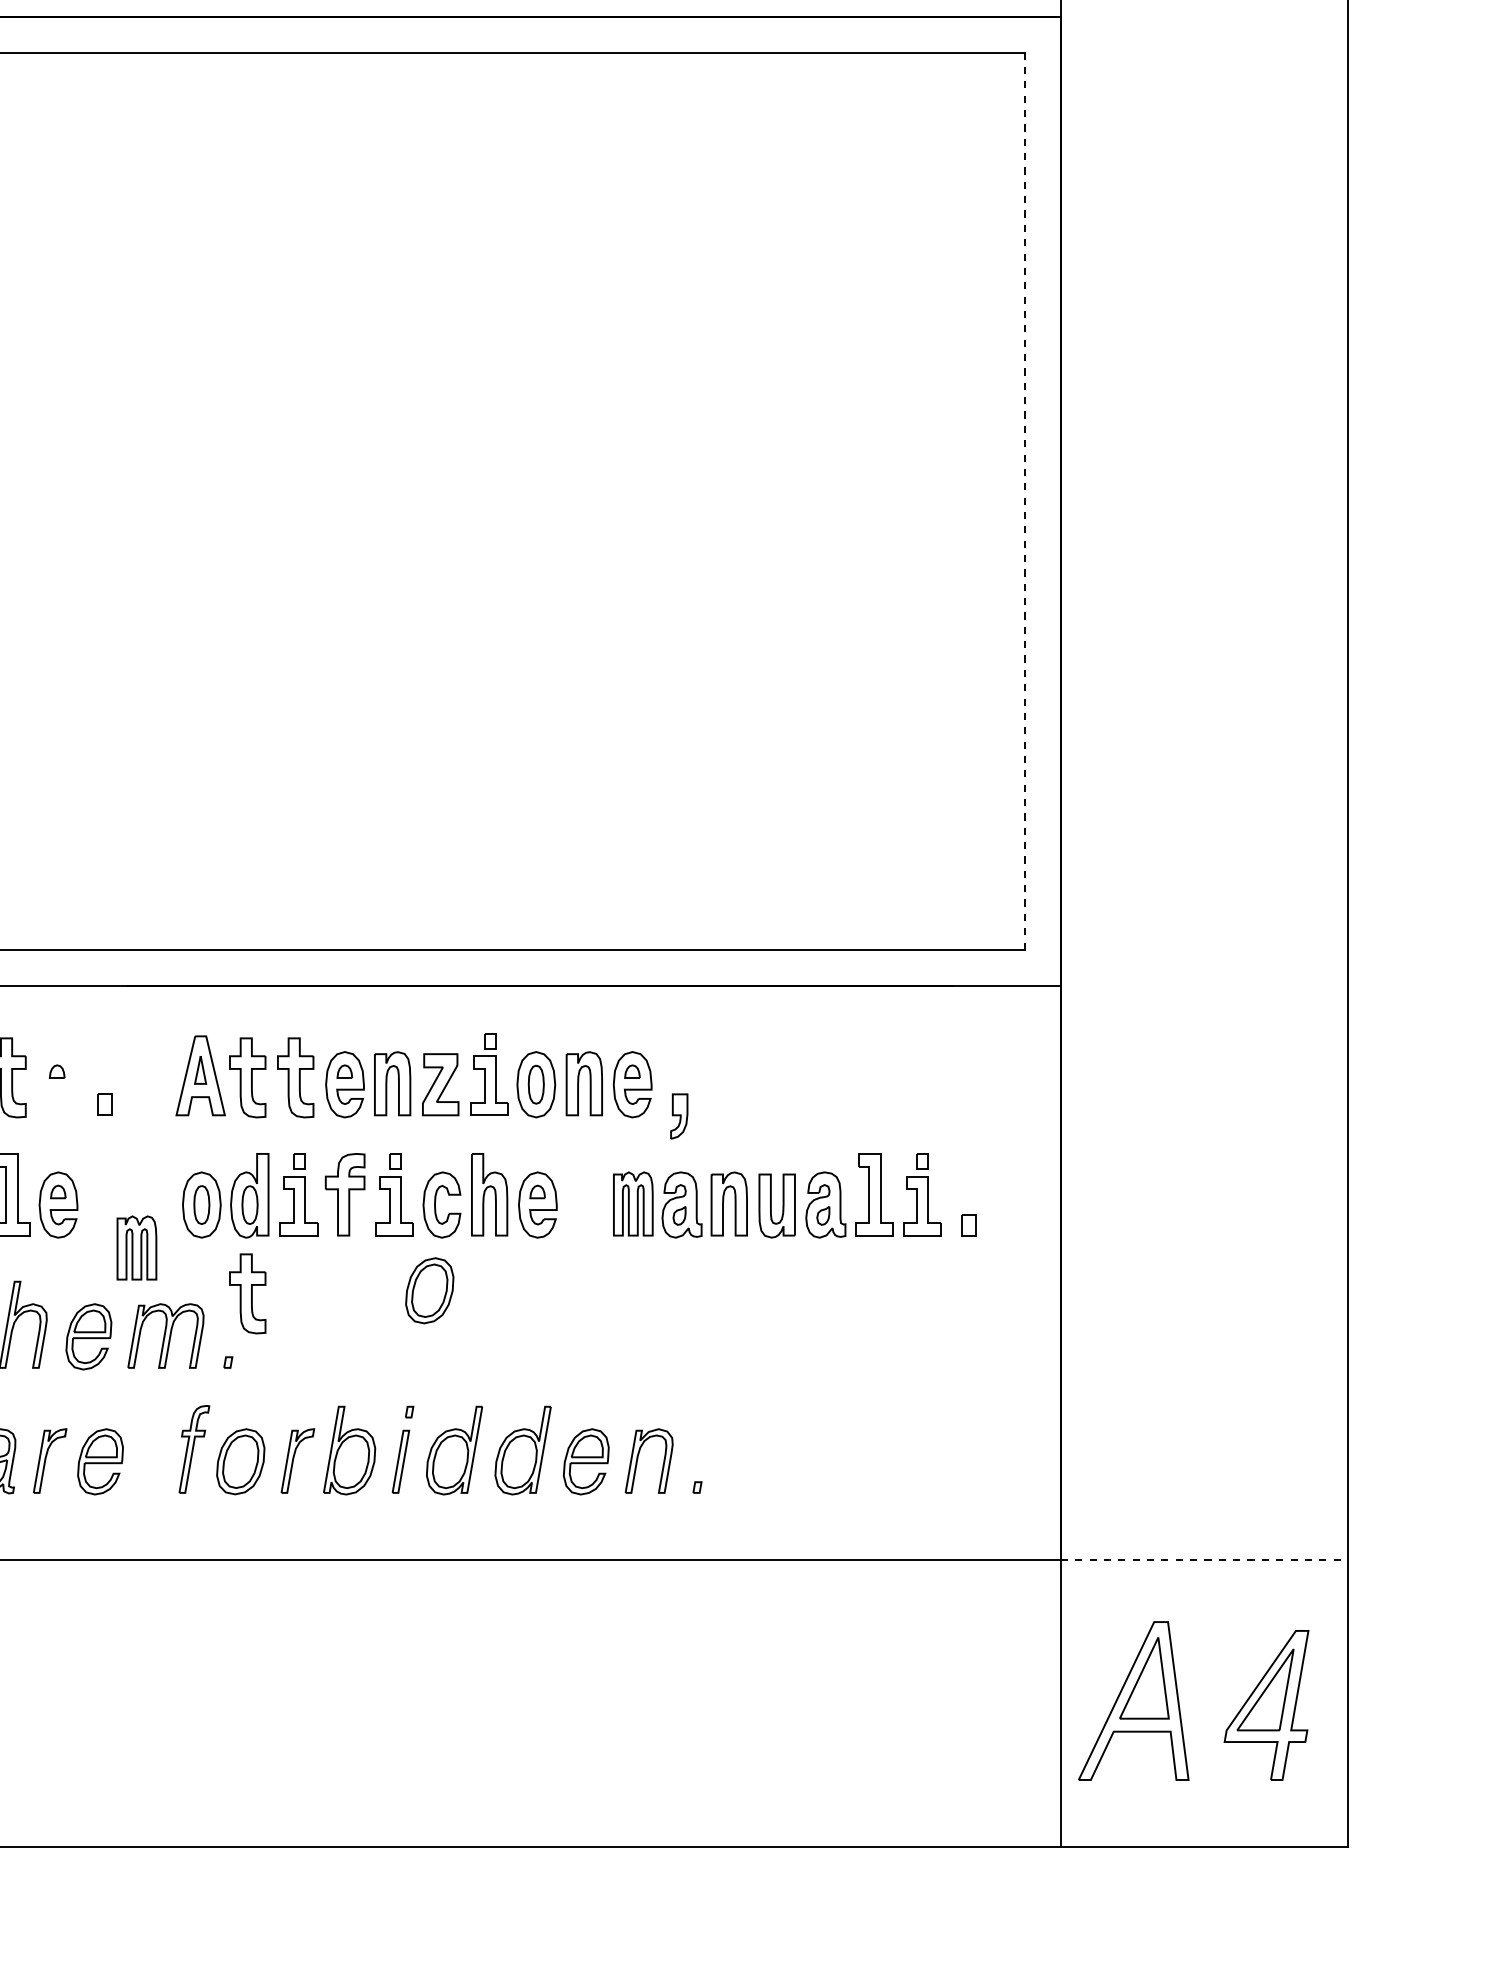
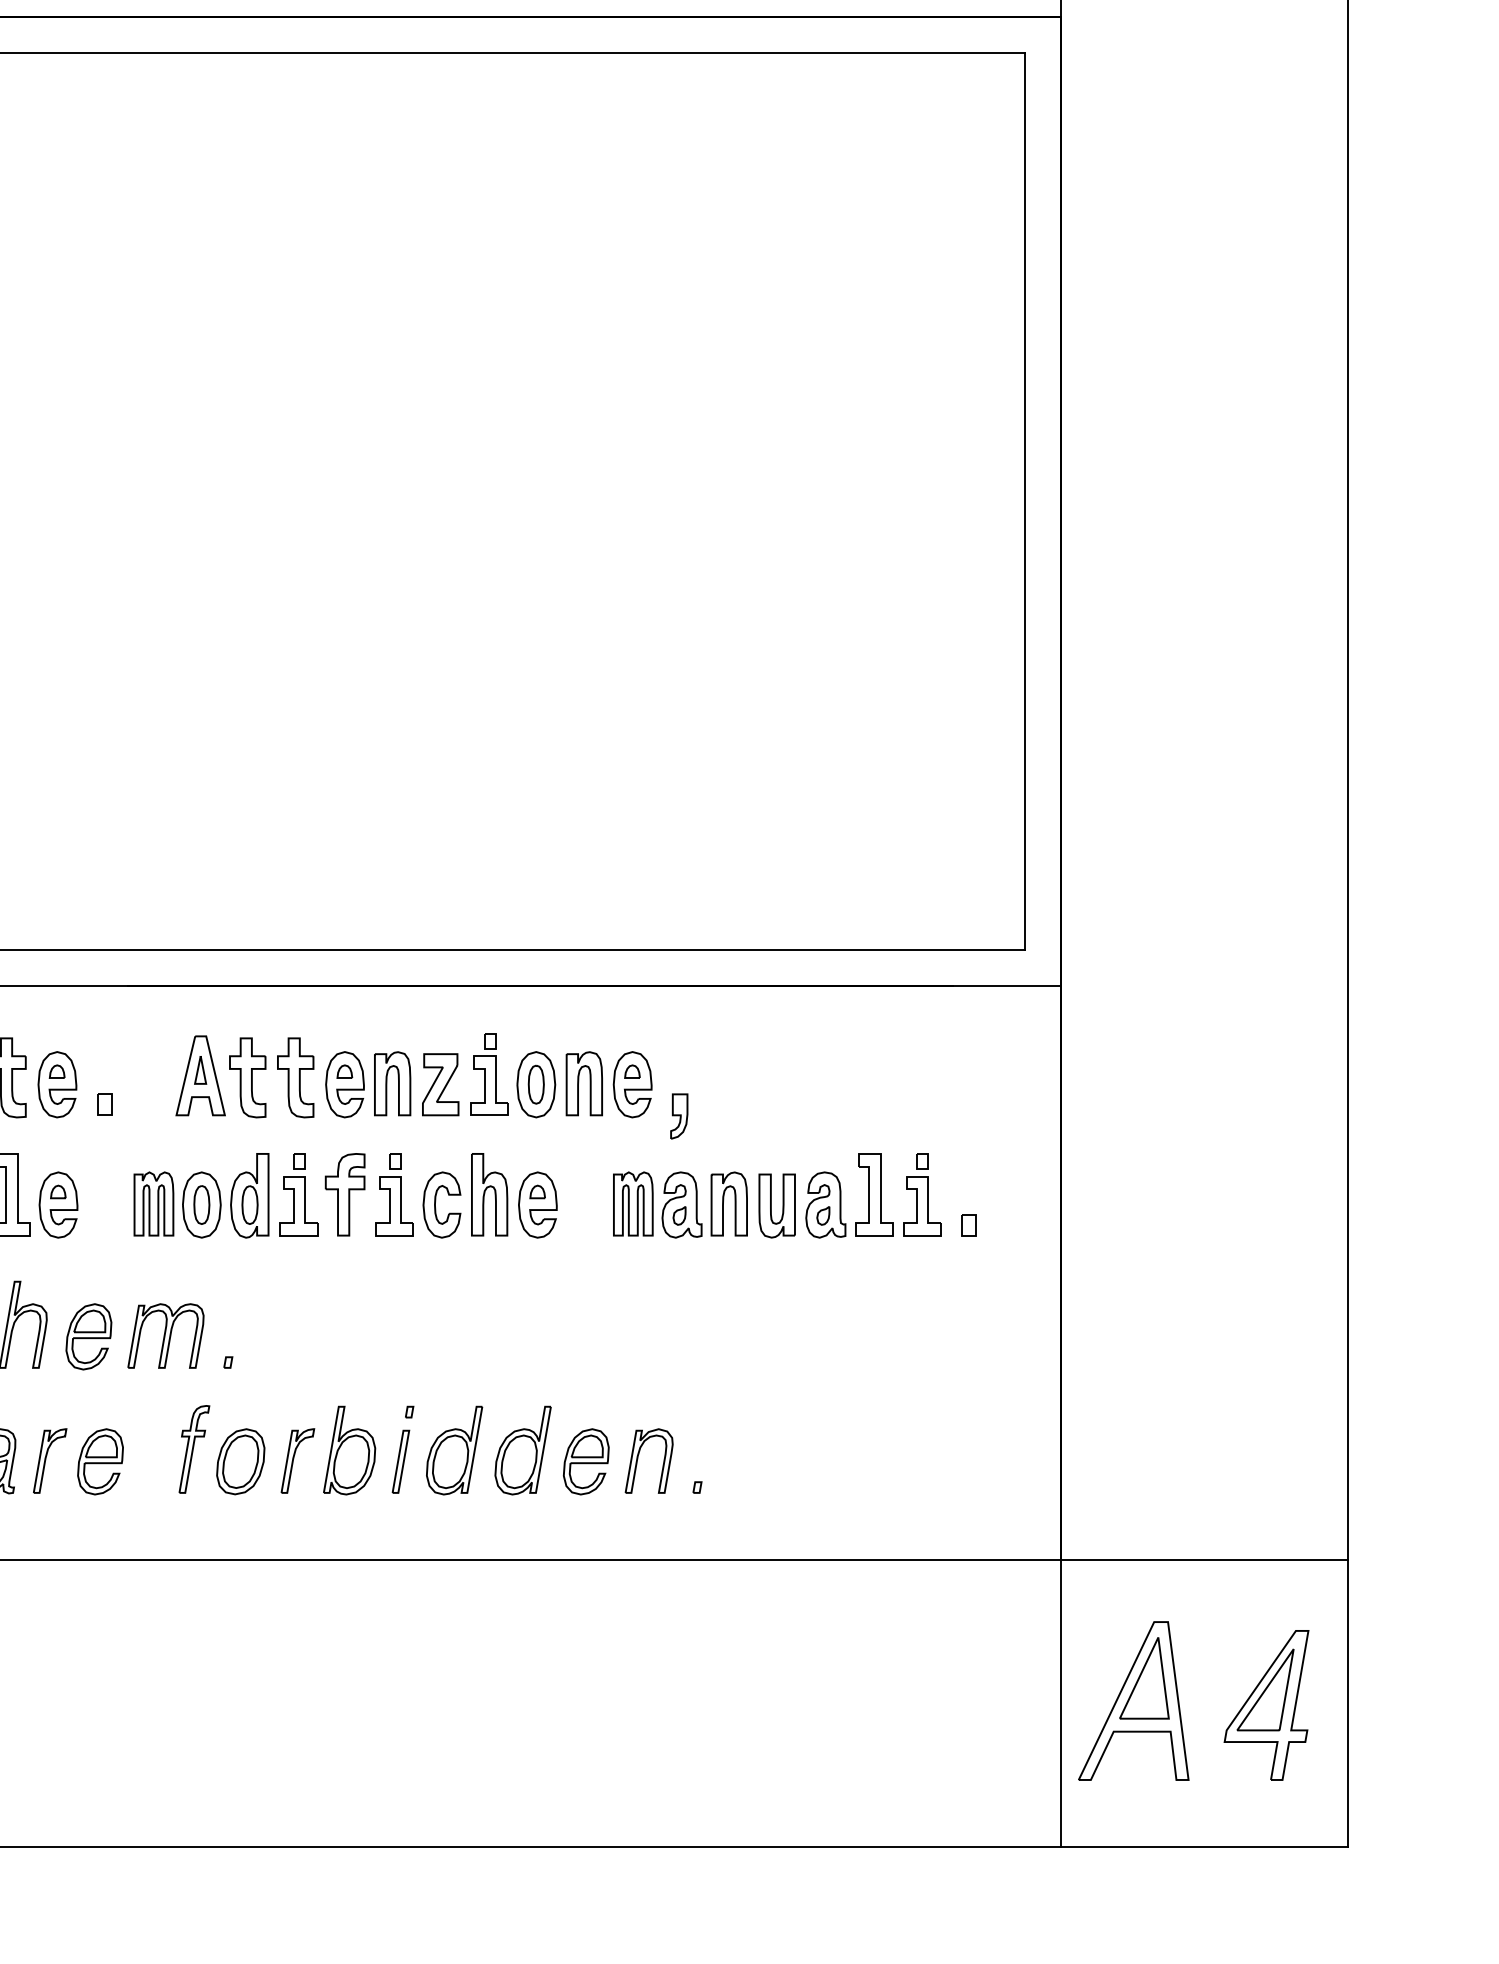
line: dashed -> solid (1024, 501)
part: none -> present (57, 1084)
part position: (136, 1247) -> (153, 1203) (153, 1203)
part: present -> none (429, 1290)
part: present -> none (247, 1293)
line: dashed -> solid (1204, 1559)
